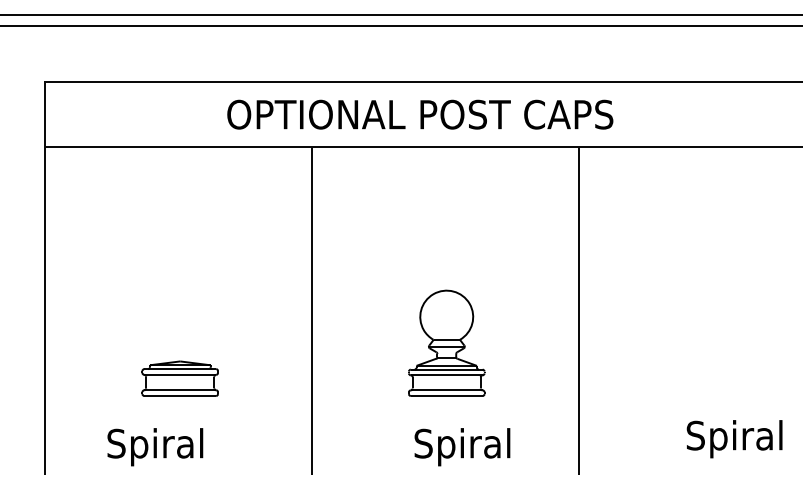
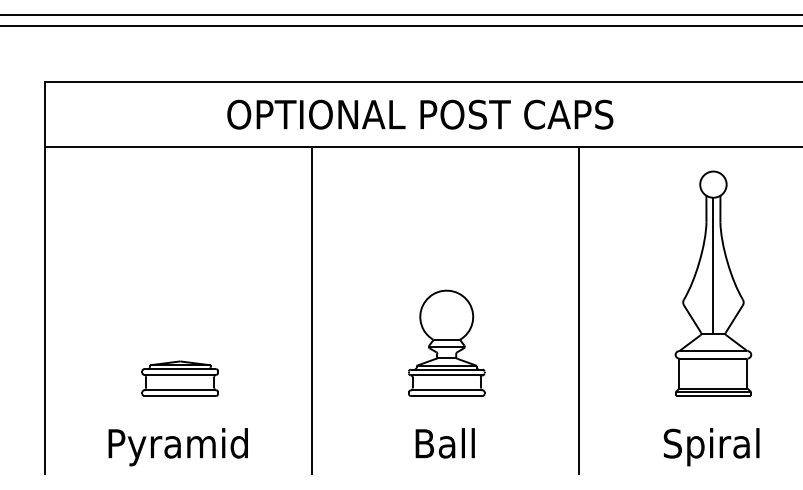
part: none -> present (713, 283)
text position: (734, 439) -> (711, 447) (711, 447)
text: Spiral -> Pyramid (177, 447)
text: Spiral -> Ball (462, 447)
